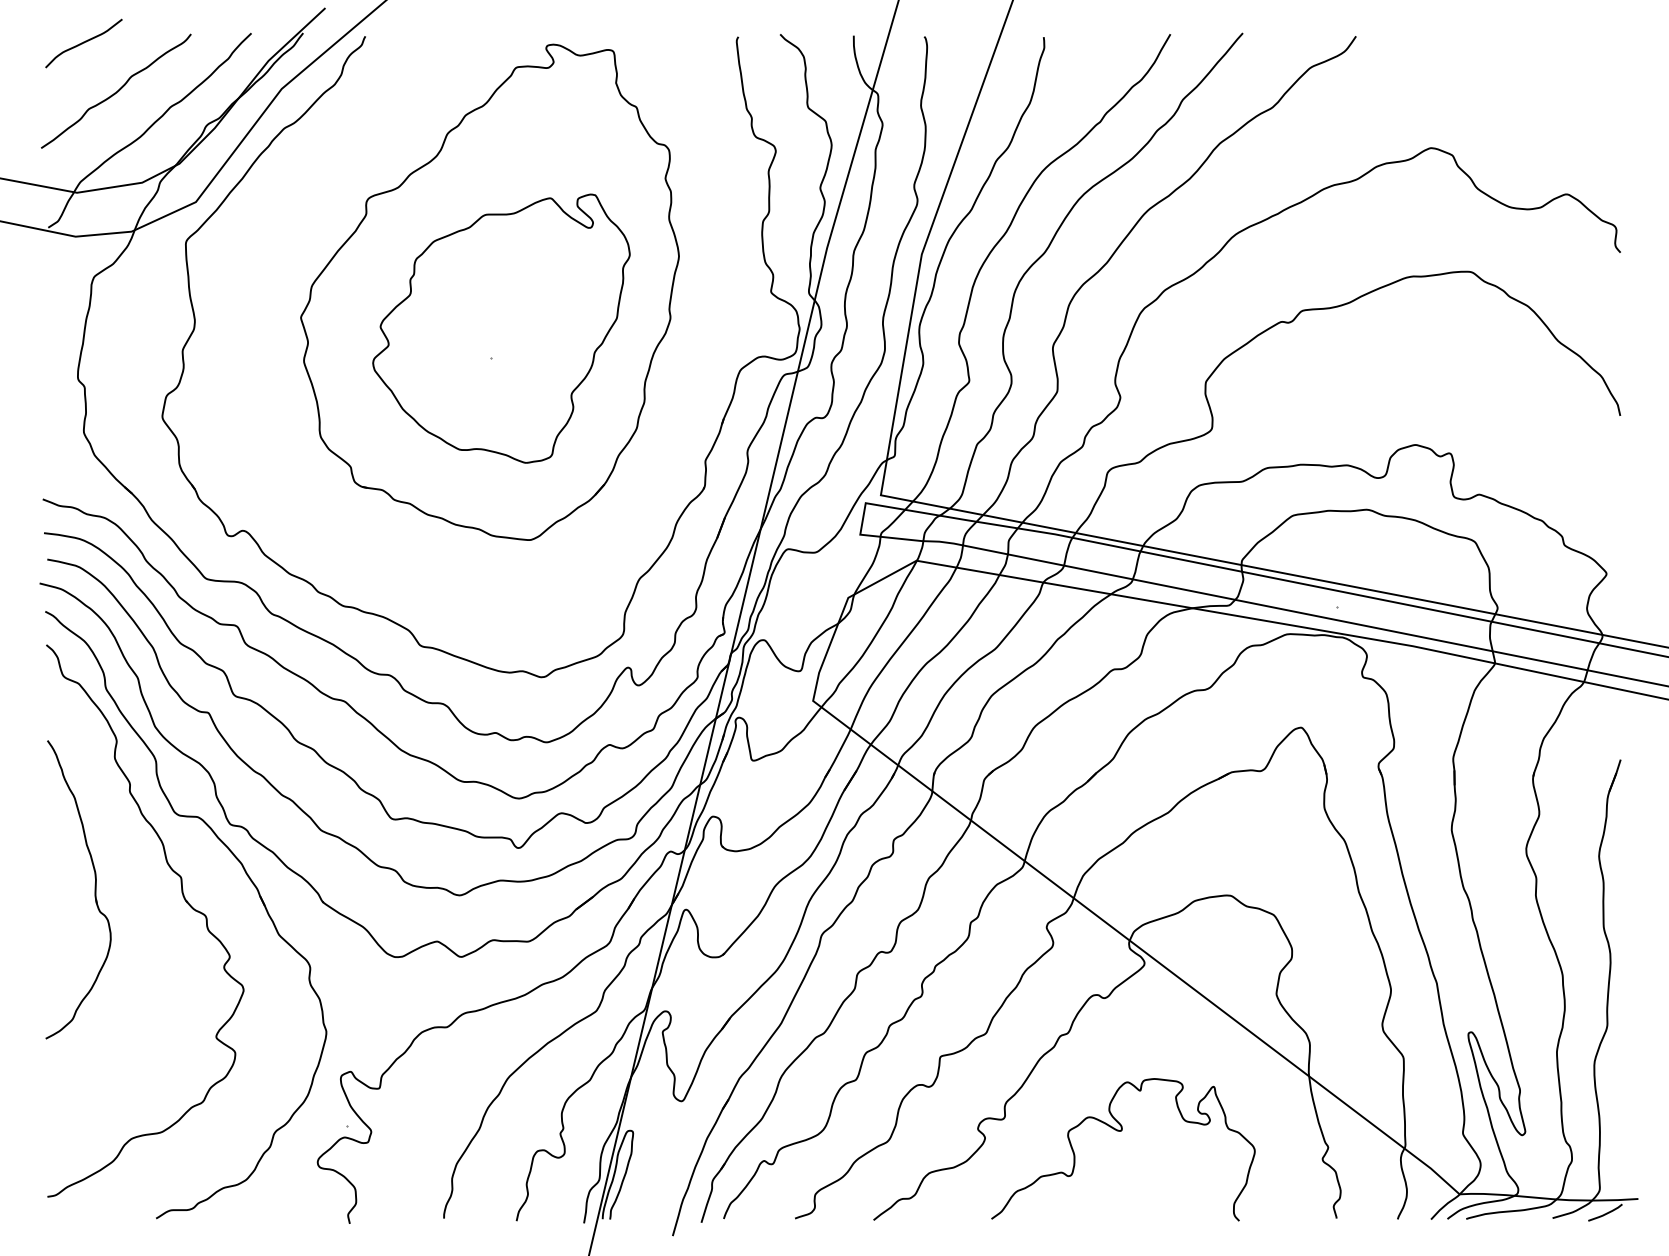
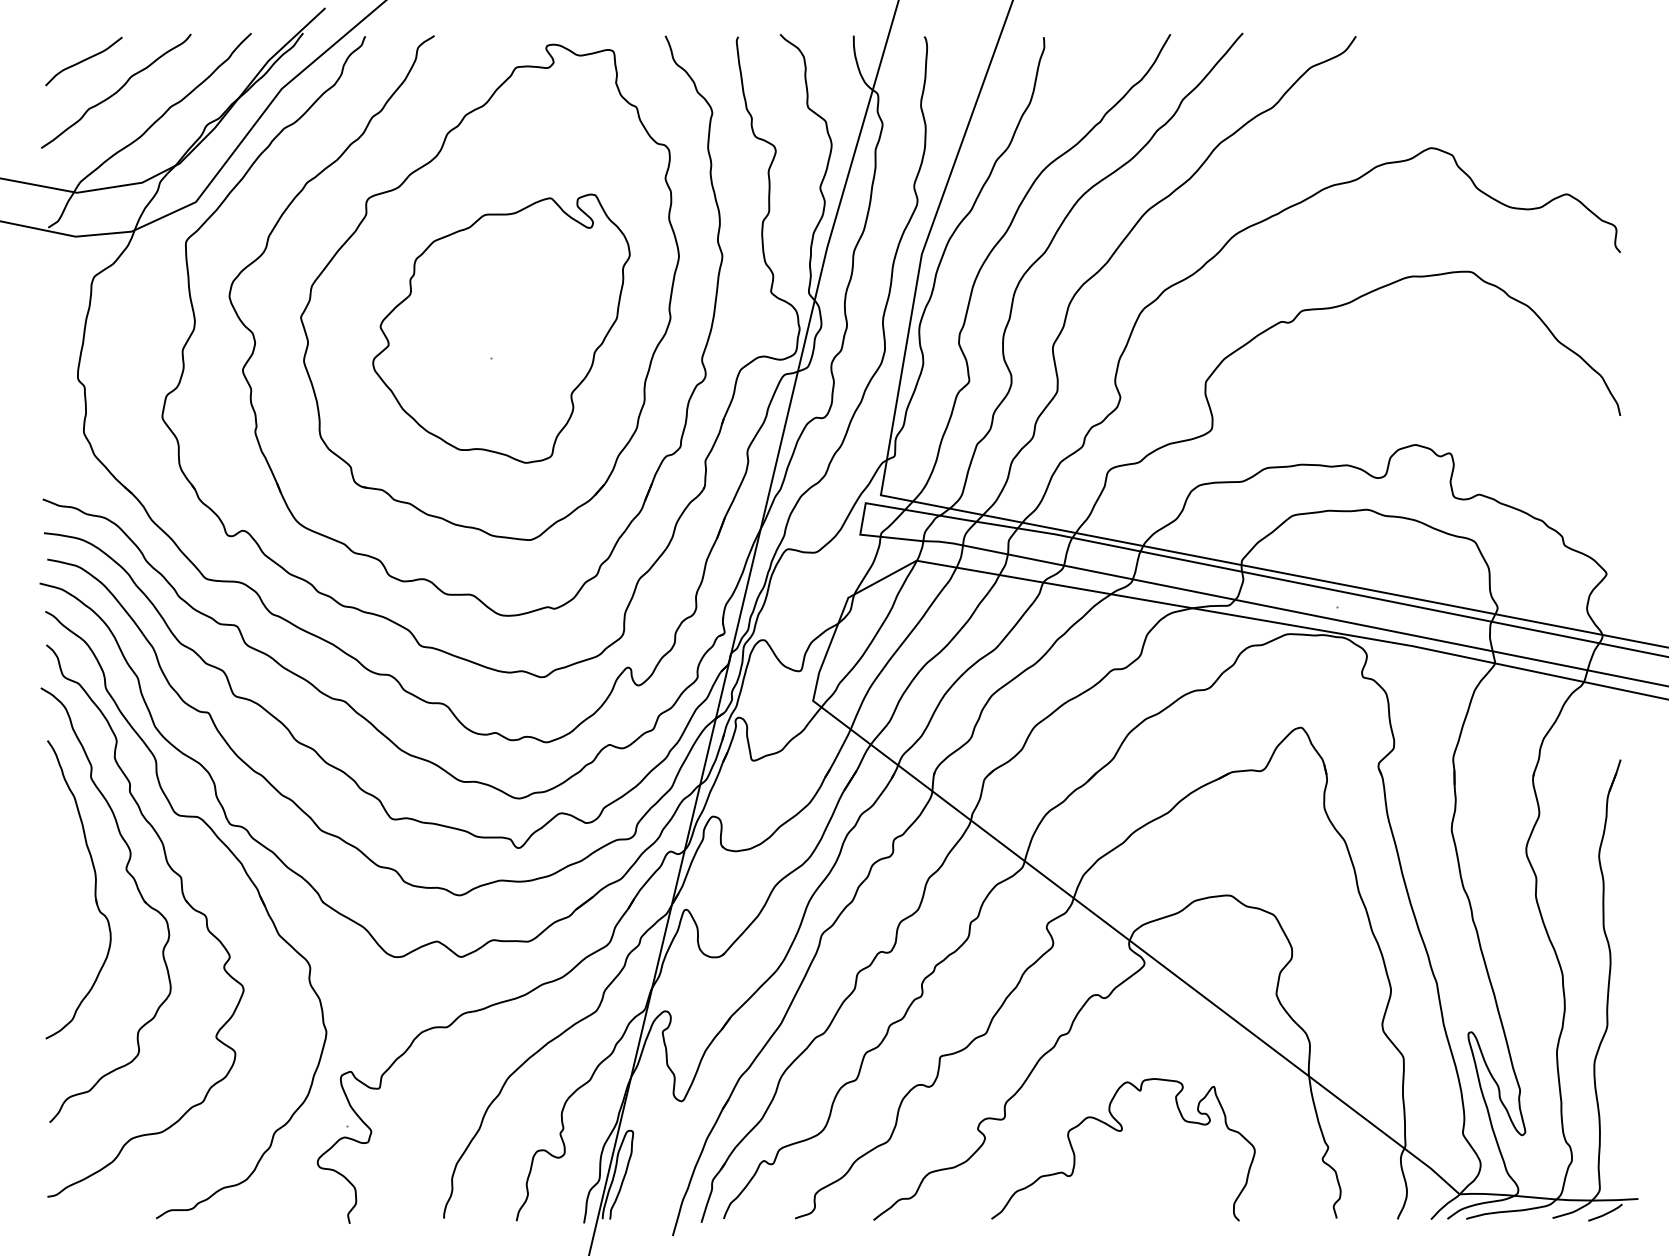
curve position: (83, 43) -> (83, 61) (83, 61)
part: none -> present (334, 163)
part: none -> present (137, 890)
